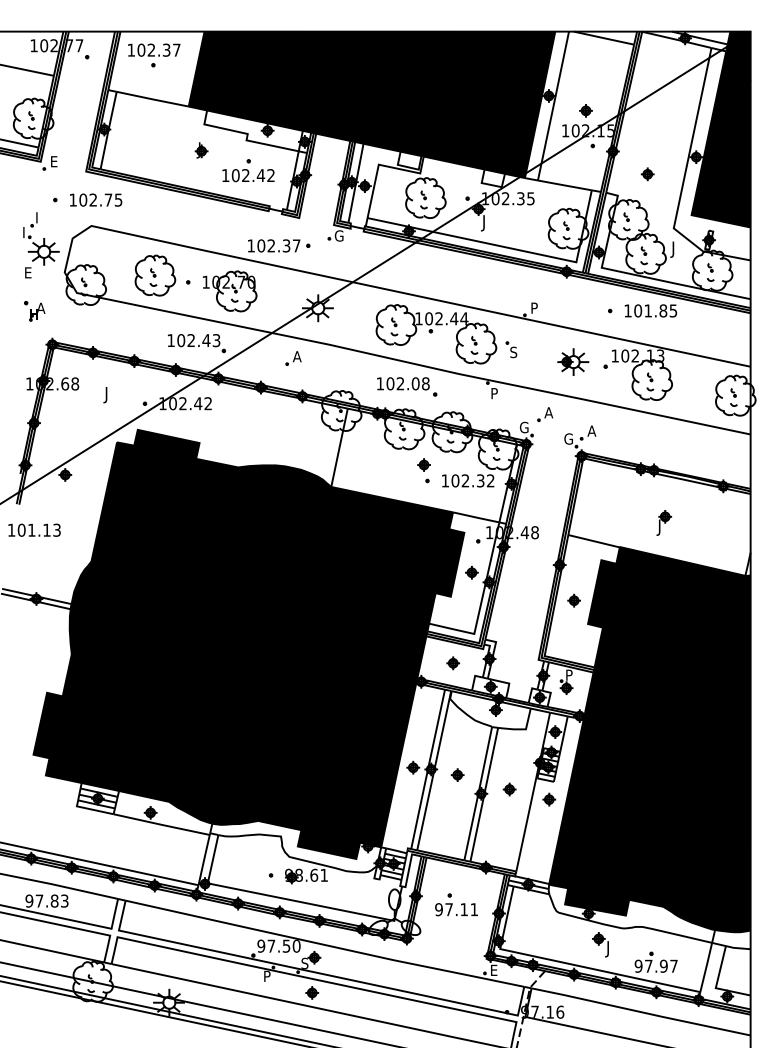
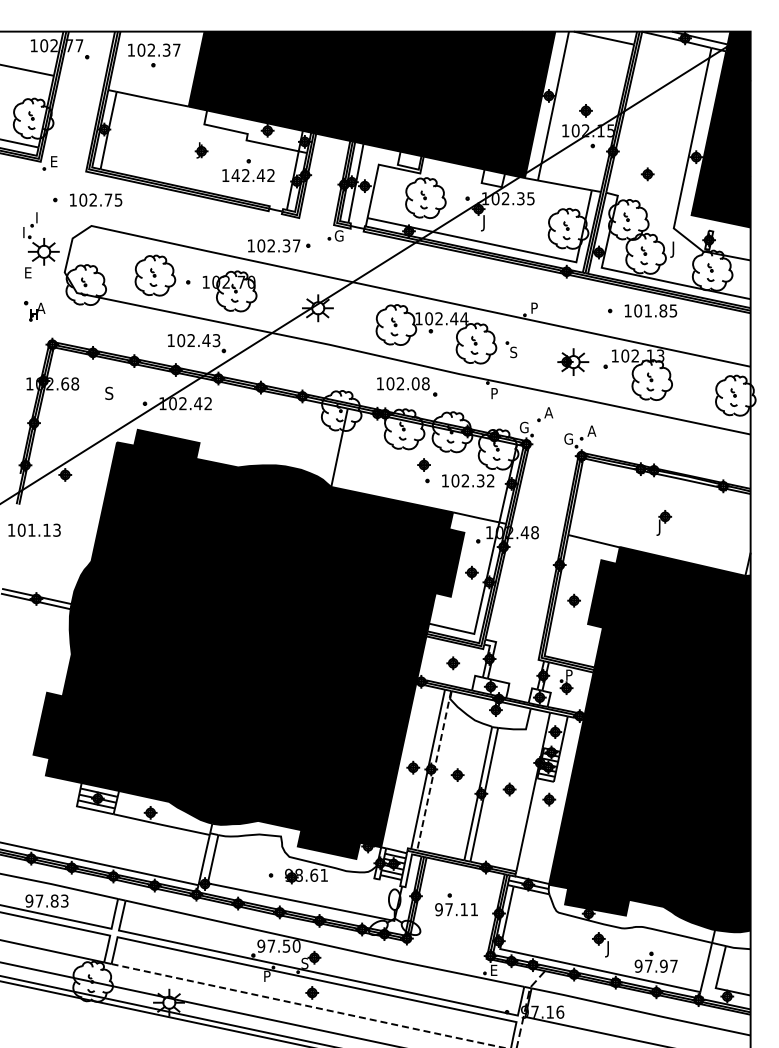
text: 102.42 -> 142.42 (235, 175)
part: present -> none (293, 358)
text: J -> S (108, 394)
line: solid -> dashed (434, 770)
line: solid -> dashed (307, 1006)
